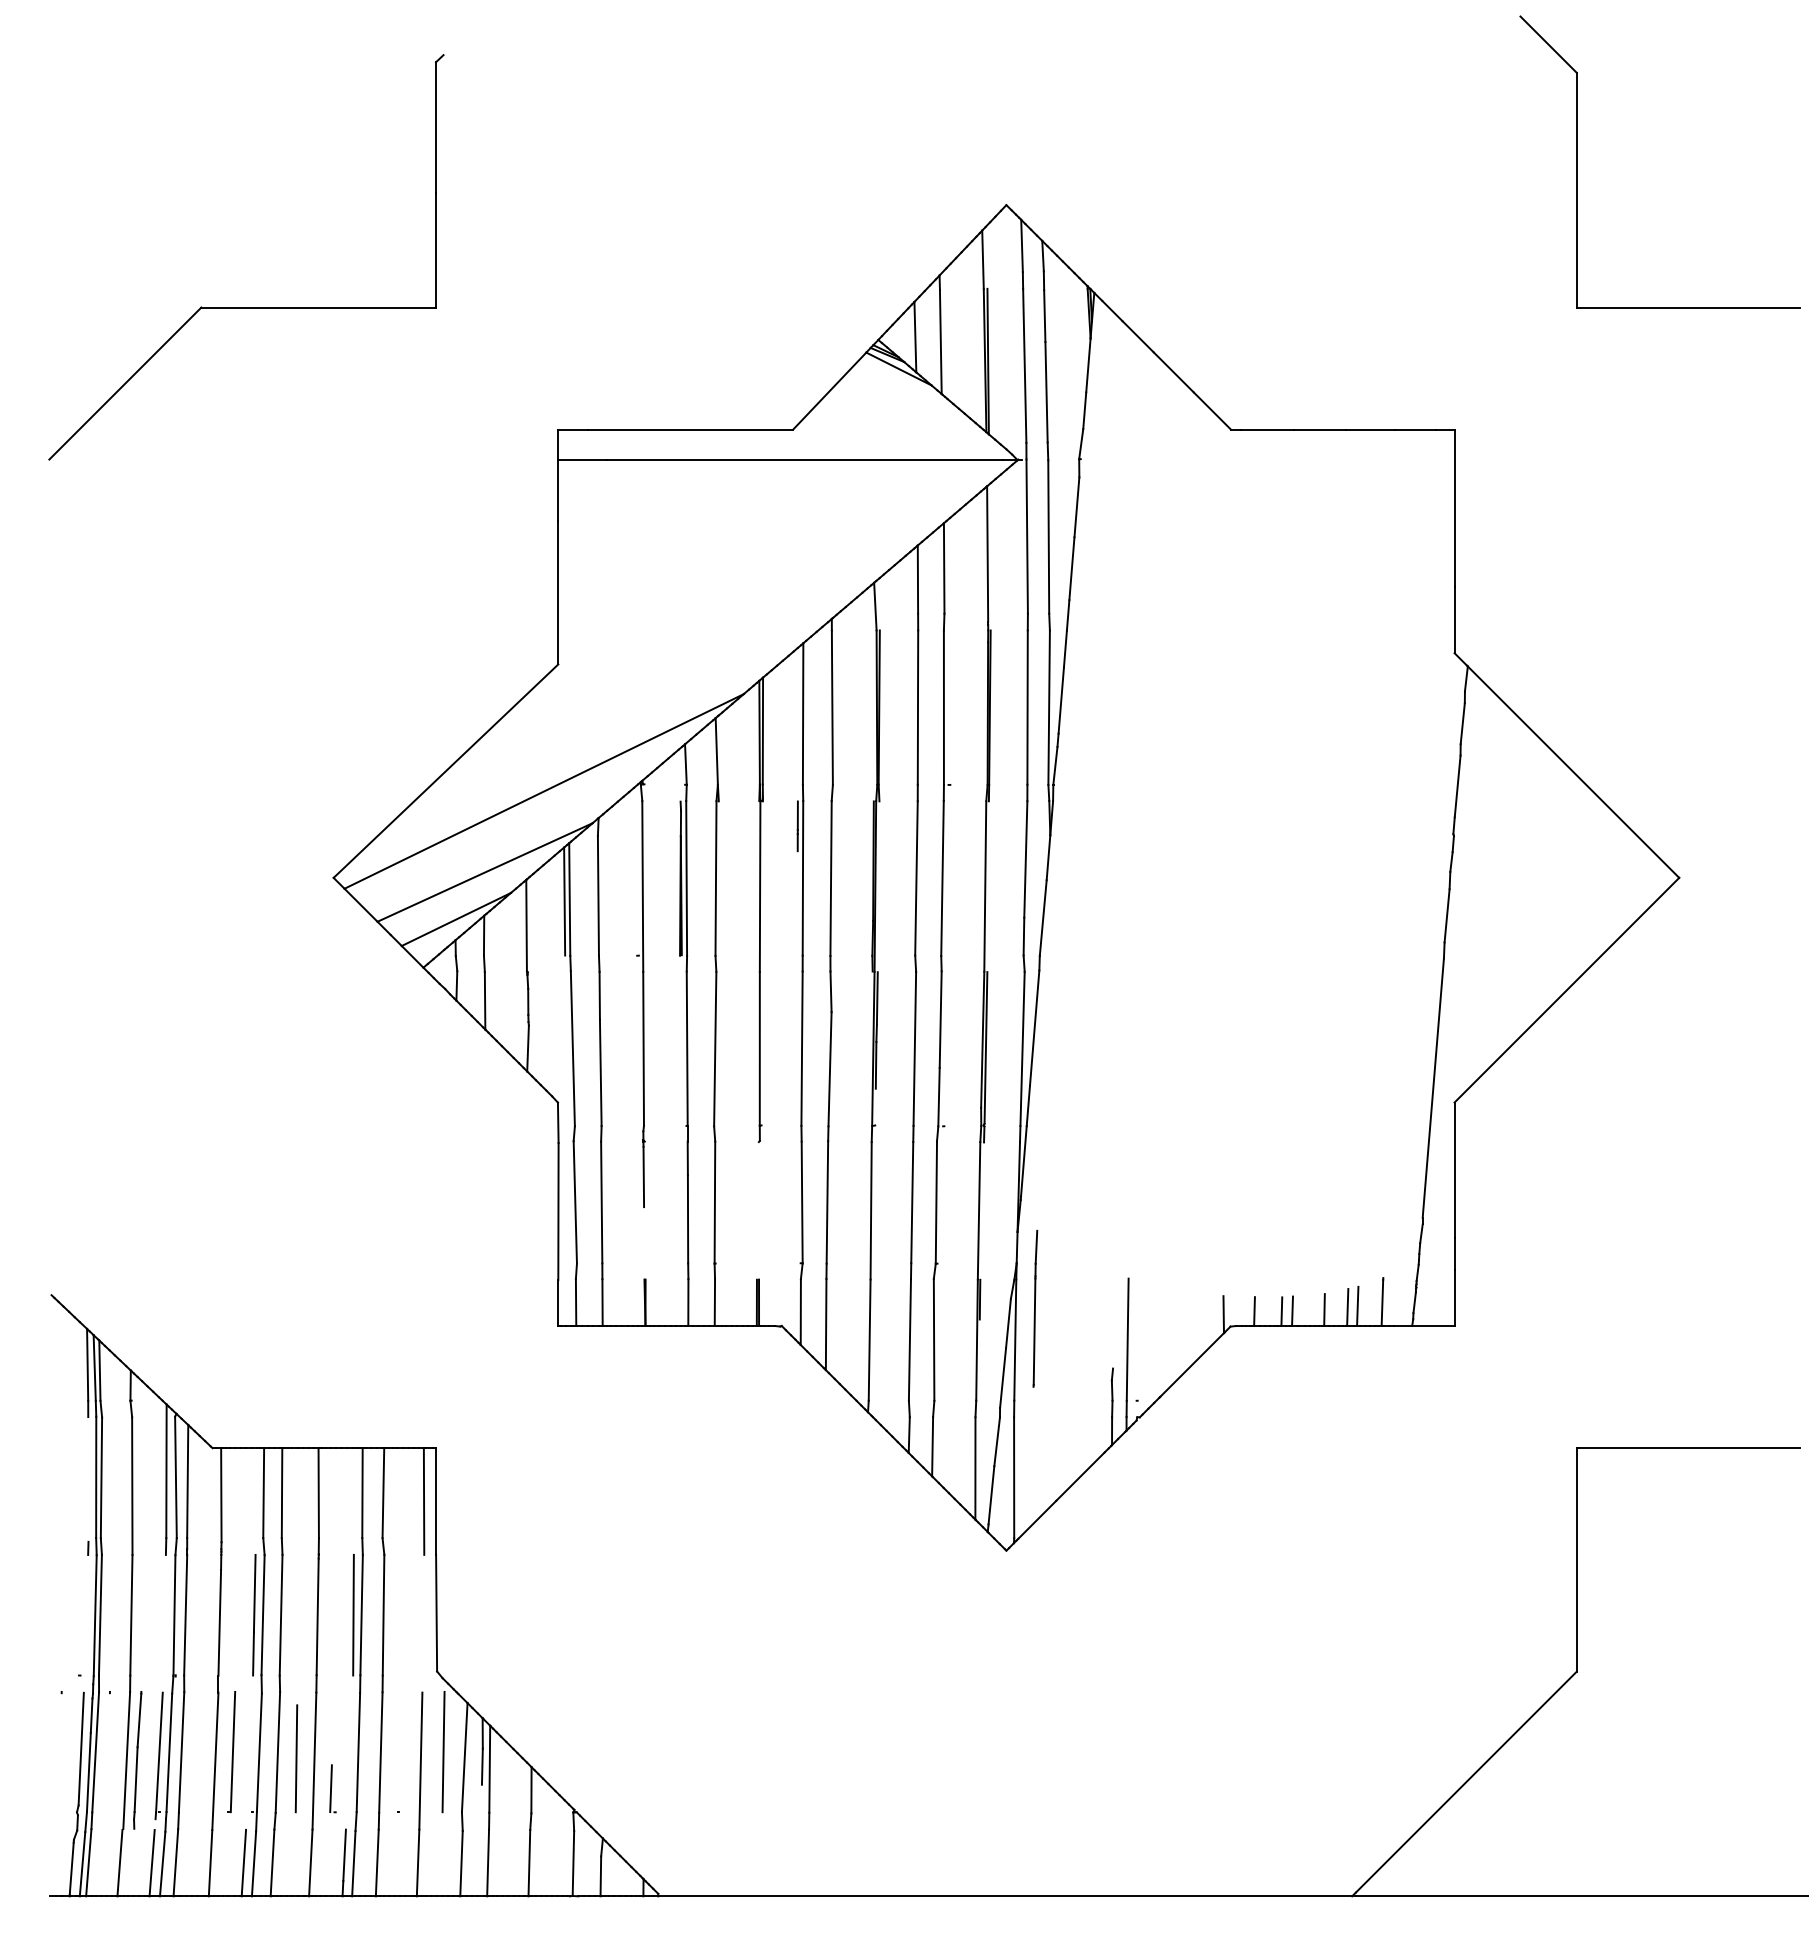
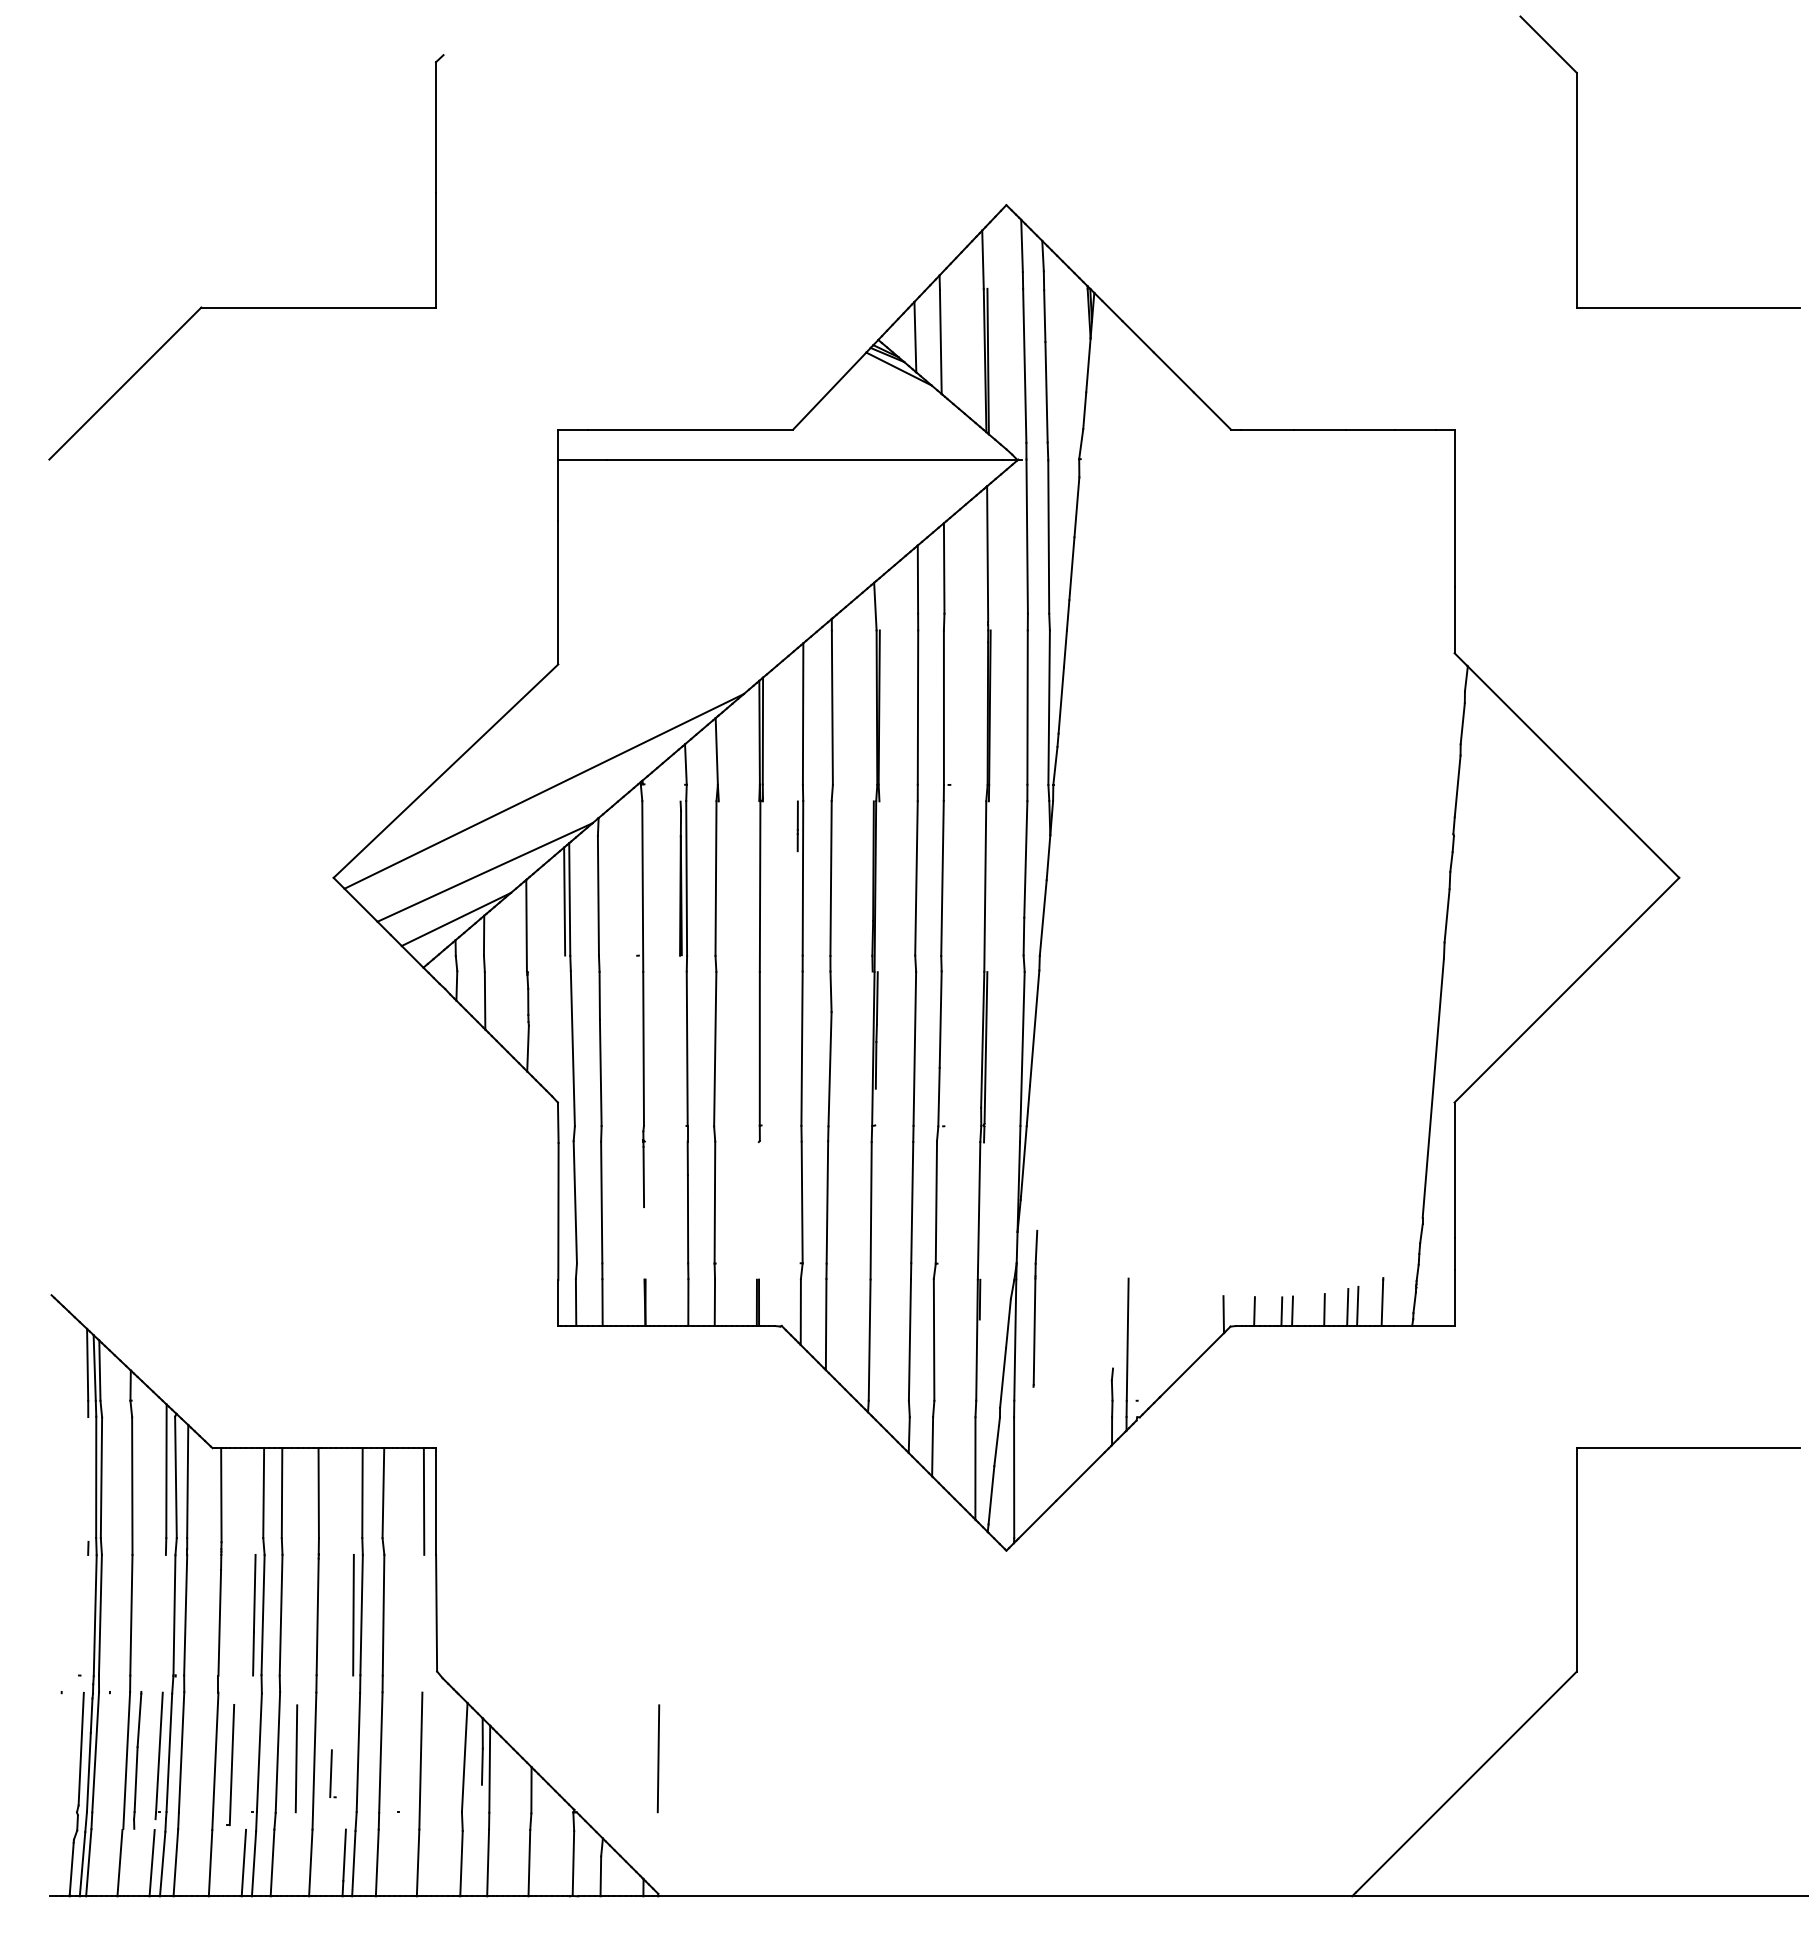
line: present -> none (443, 1751)
part position: (231, 1752) -> (230, 1765) (230, 1765)
line: none -> present (658, 1758)
part position: (332, 1788) -> (332, 1773) (332, 1773)
